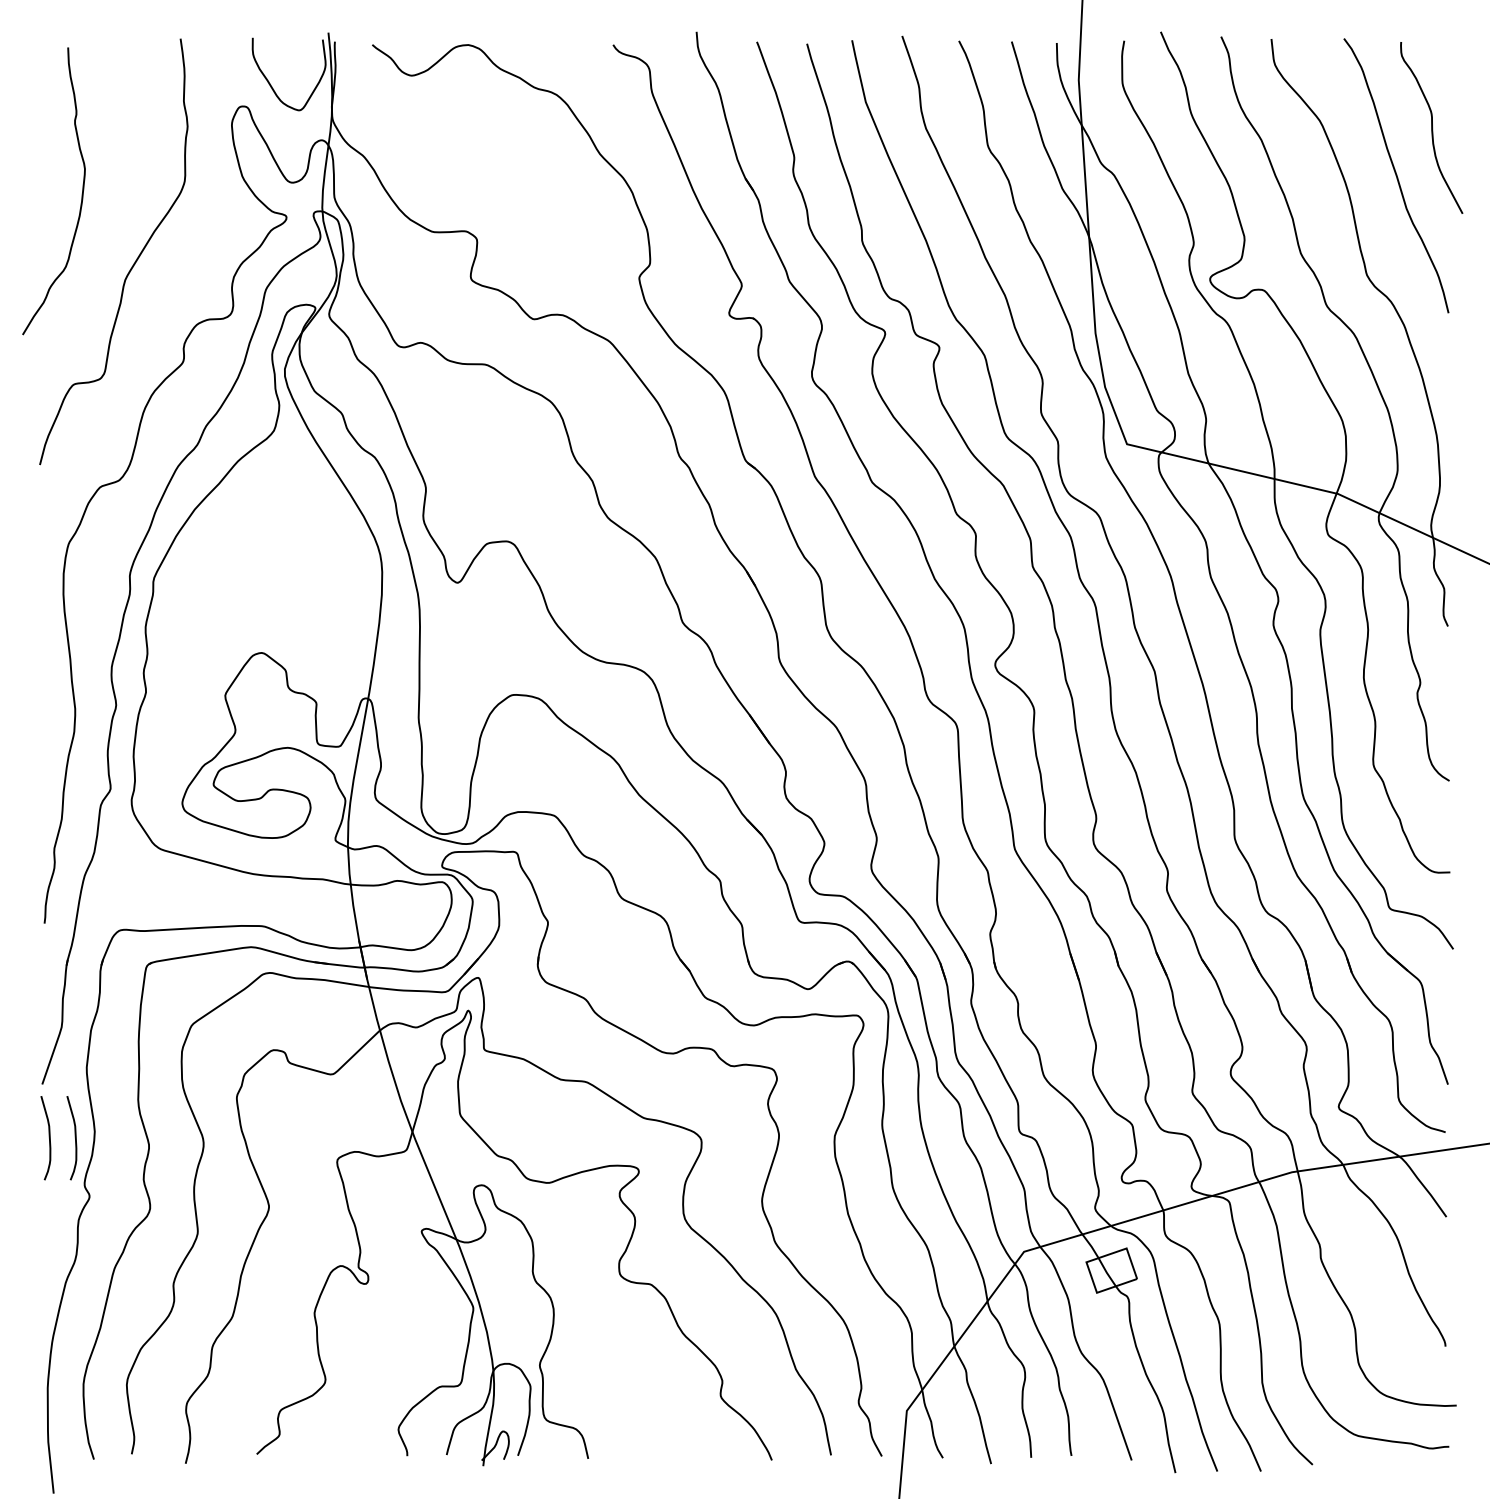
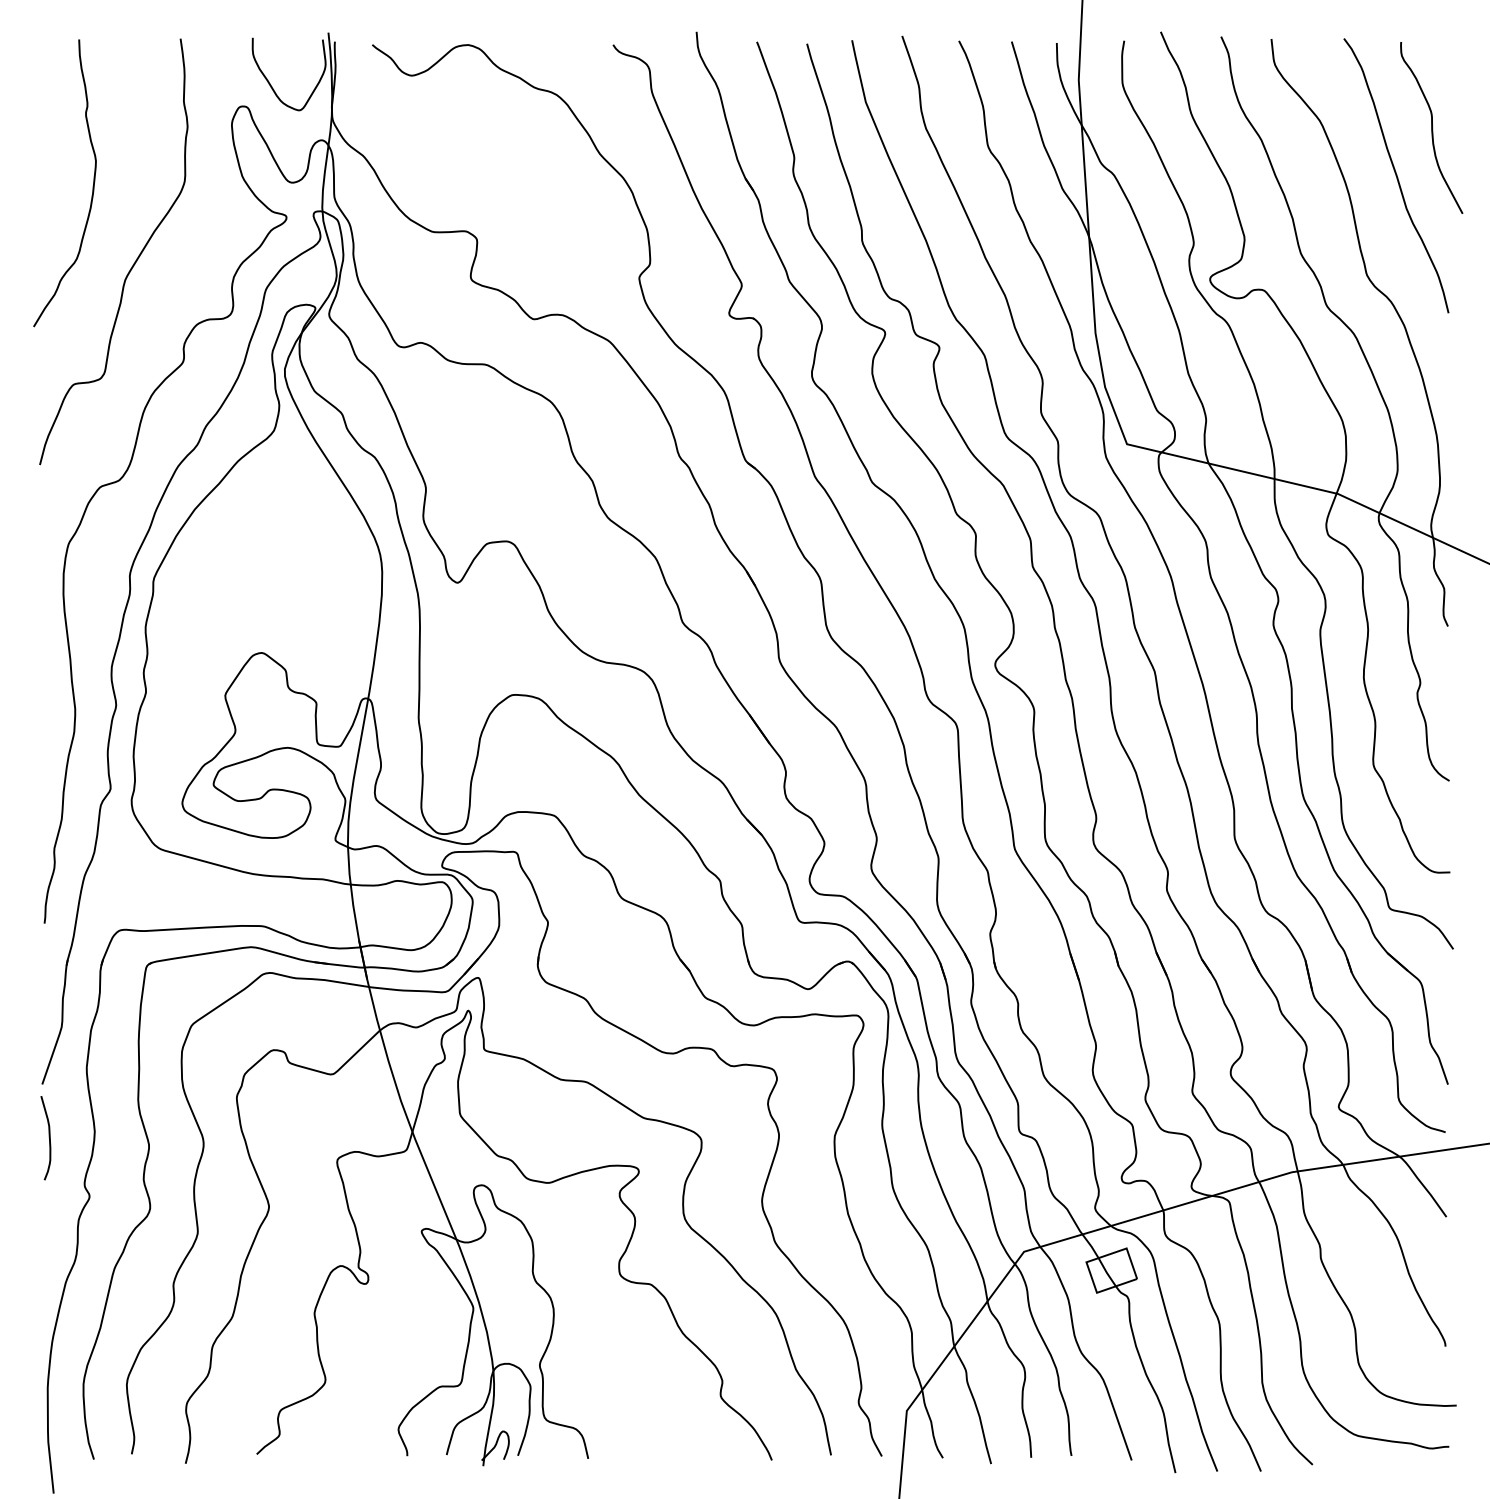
curve position: (81, 194) -> (92, 186) (92, 186)
curve: present -> none (74, 1137)
